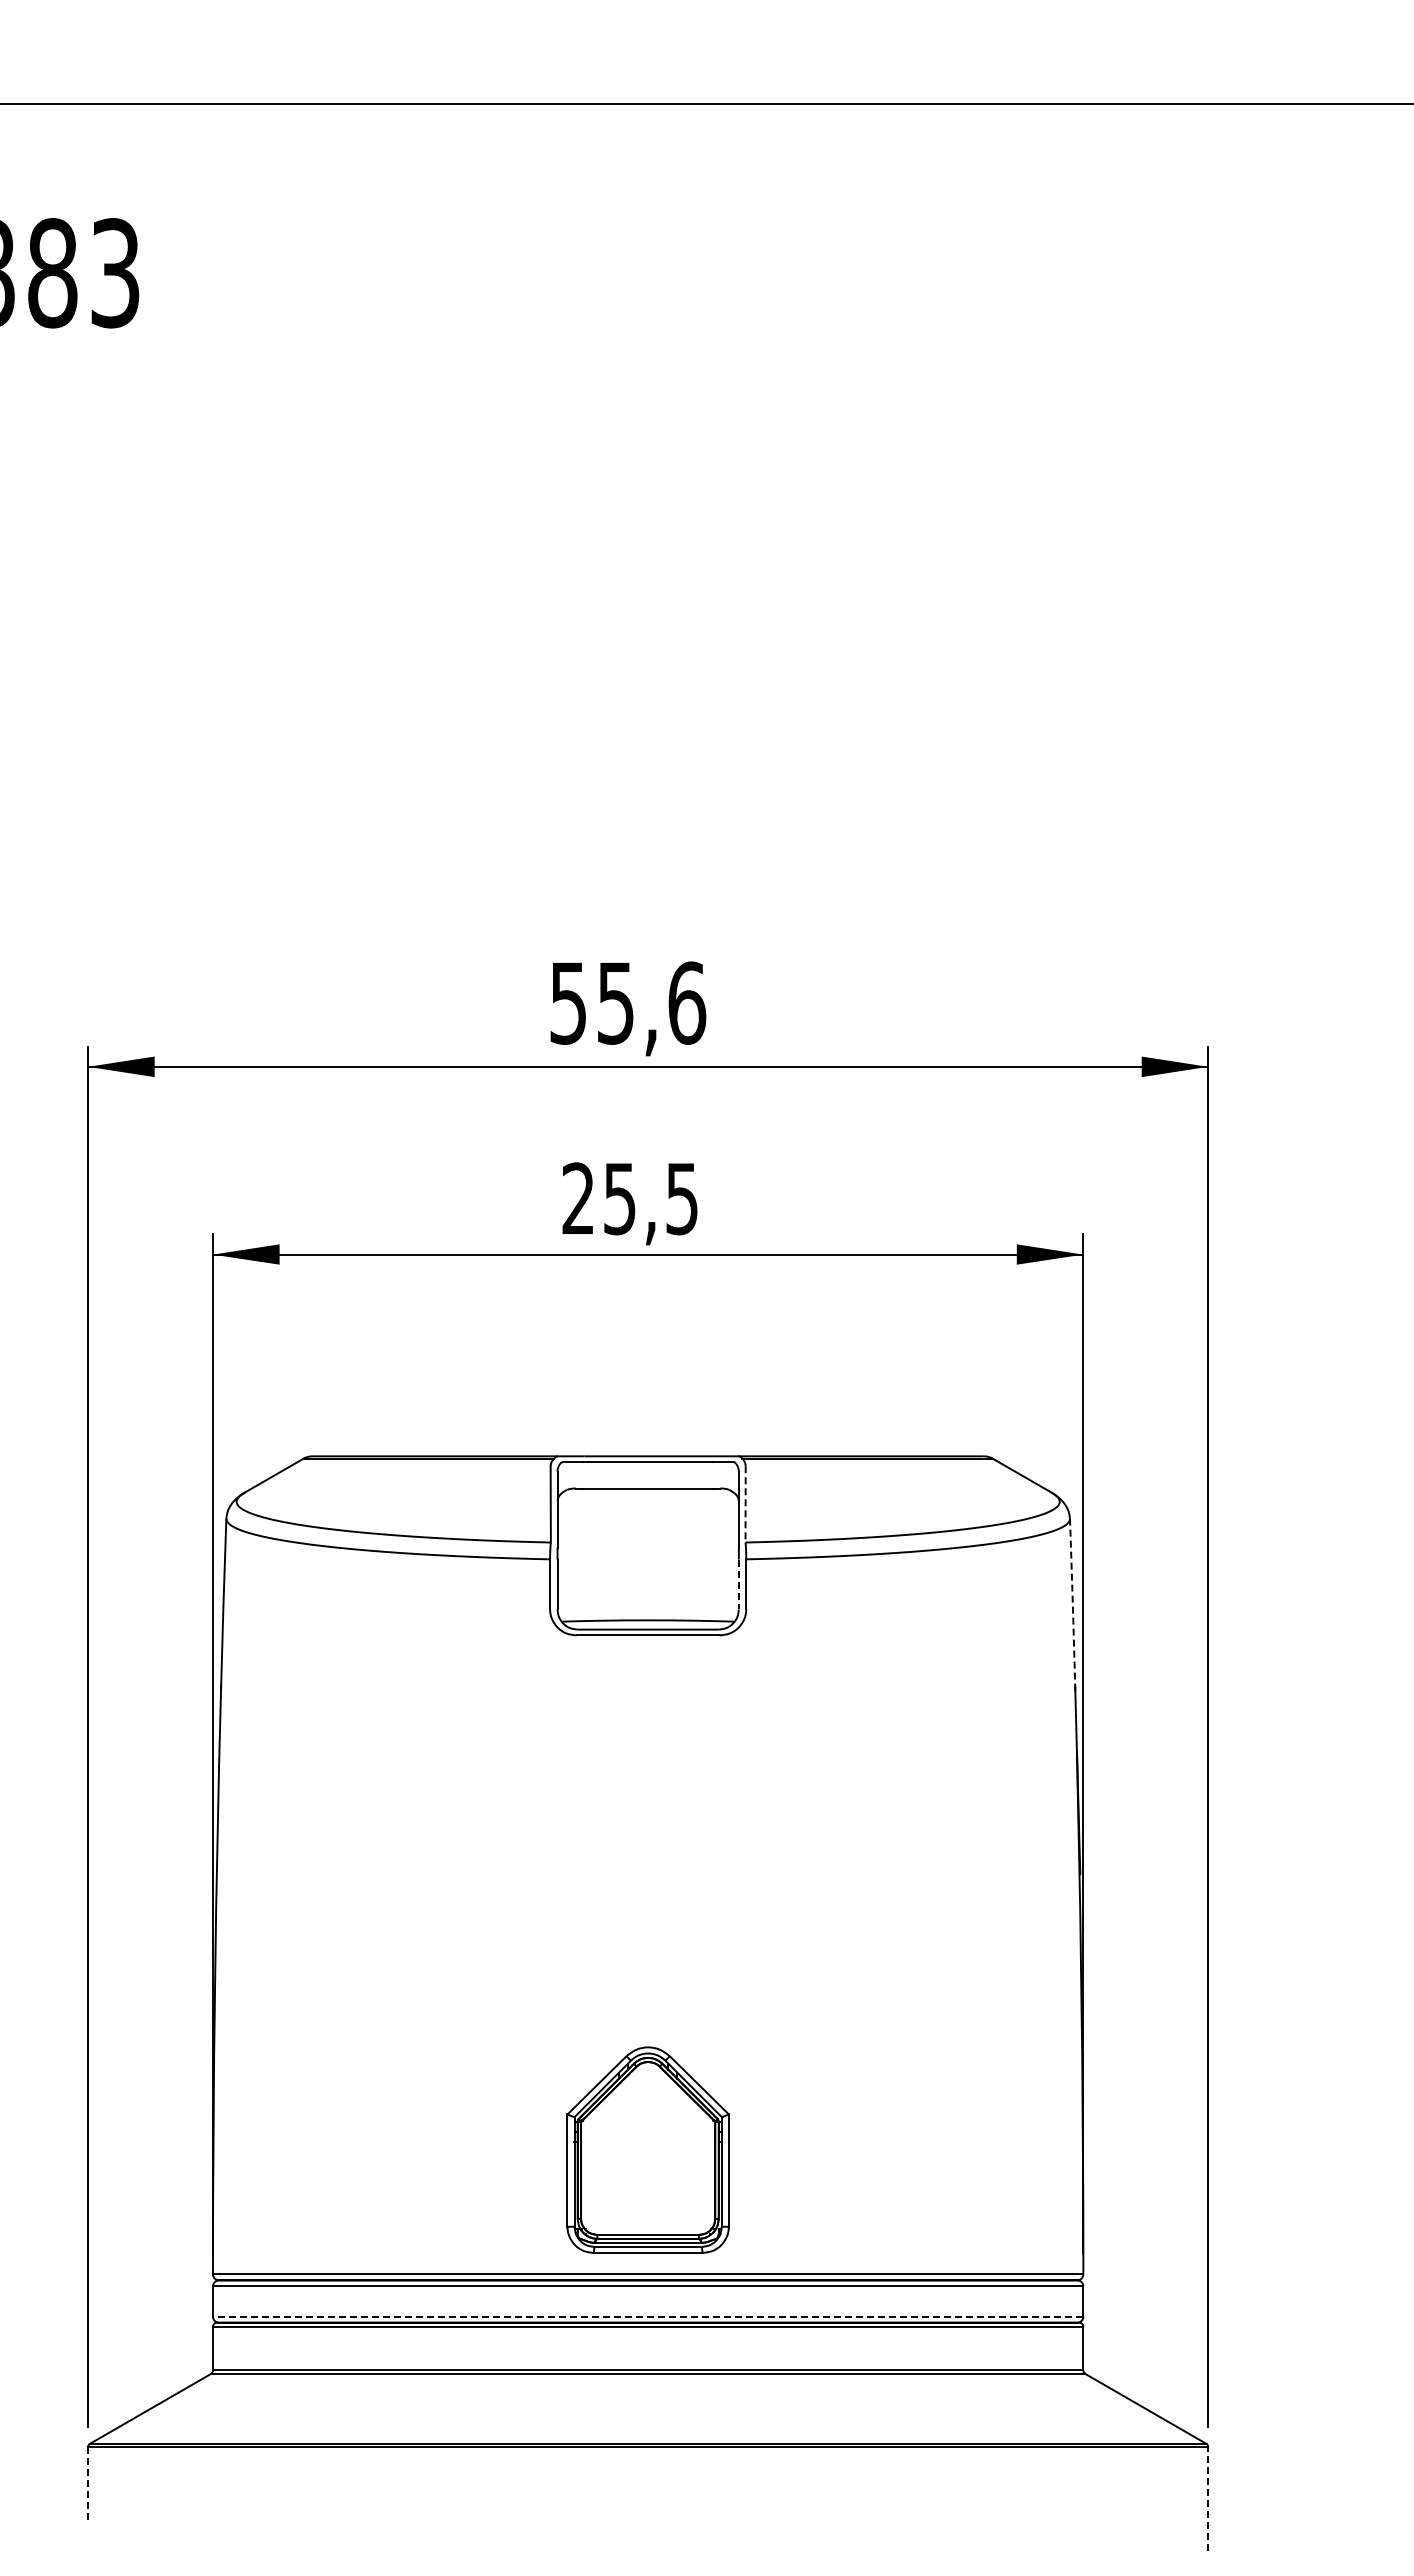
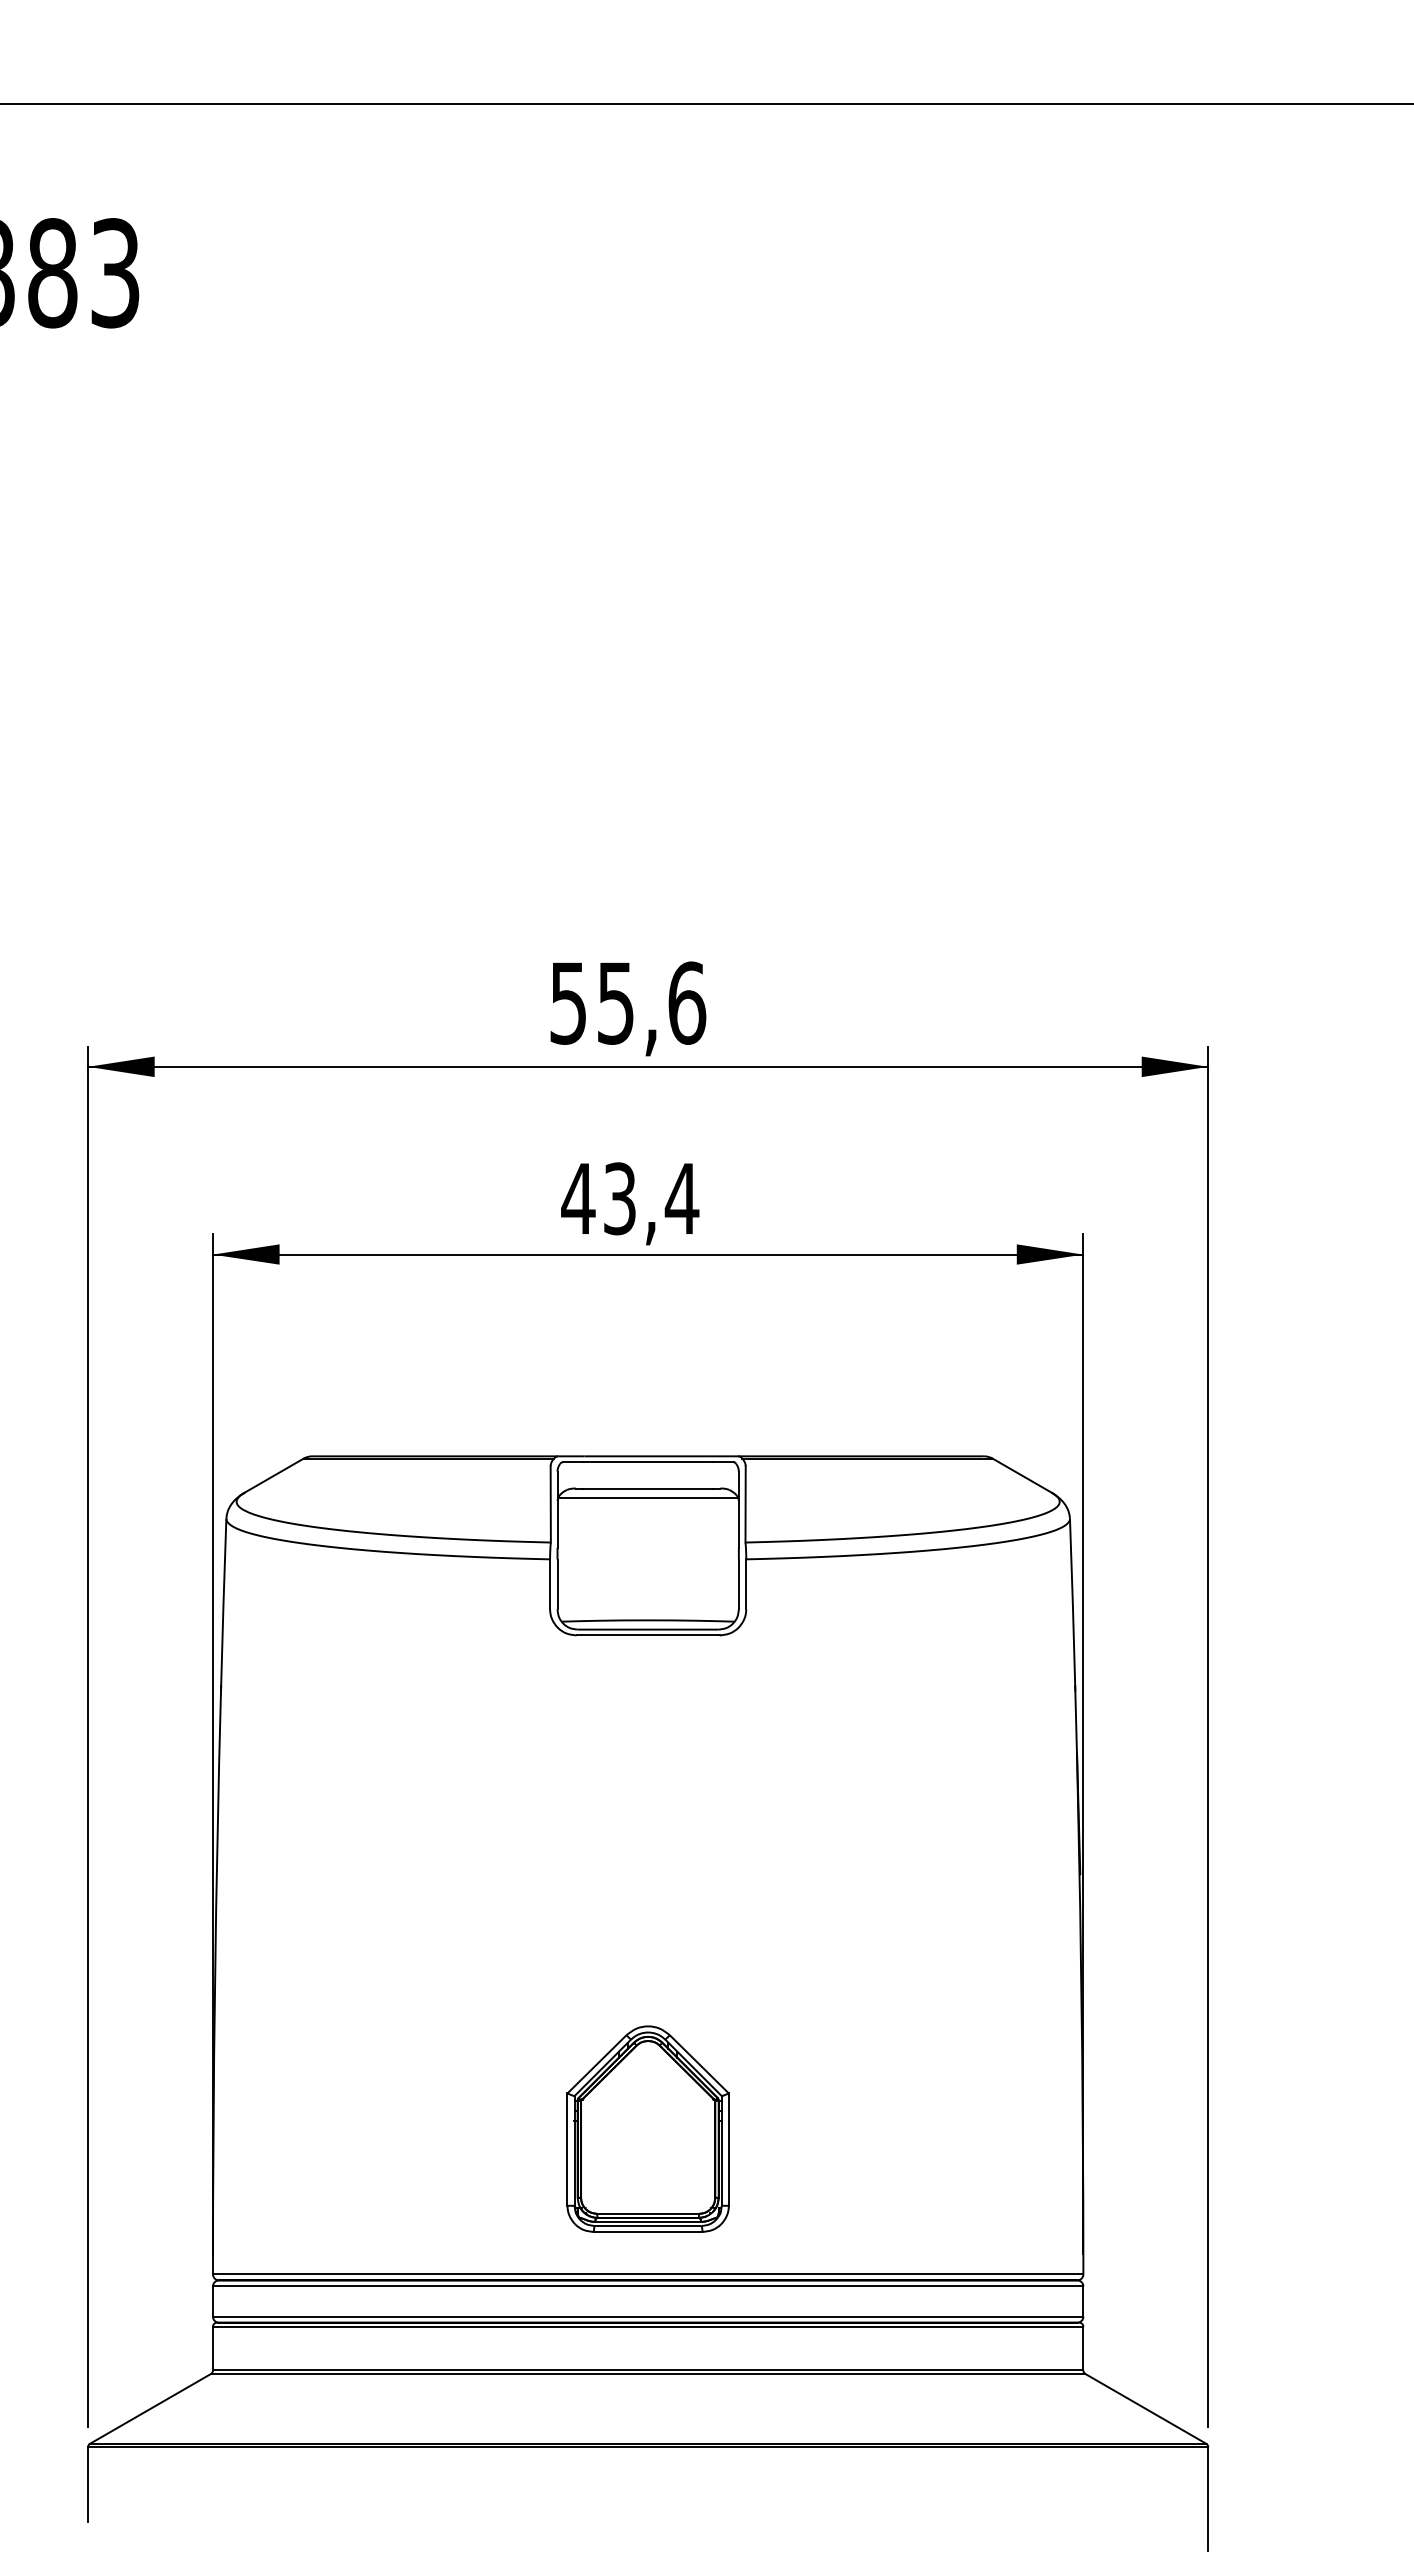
text: 25,5 -> 43,4 (630, 1198)
line: none -> present (648, 1498)
line: dashed -> solid (745, 1504)
line: dashed -> solid (738, 1584)
arc: dashed -> solid (1072, 1604)
part position: (647, 2149) -> (647, 2128) (647, 2128)
line: dashed -> solid (647, 2316)
line: dashed -> solid (88, 2484)
line: dashed -> solid (1208, 2498)
